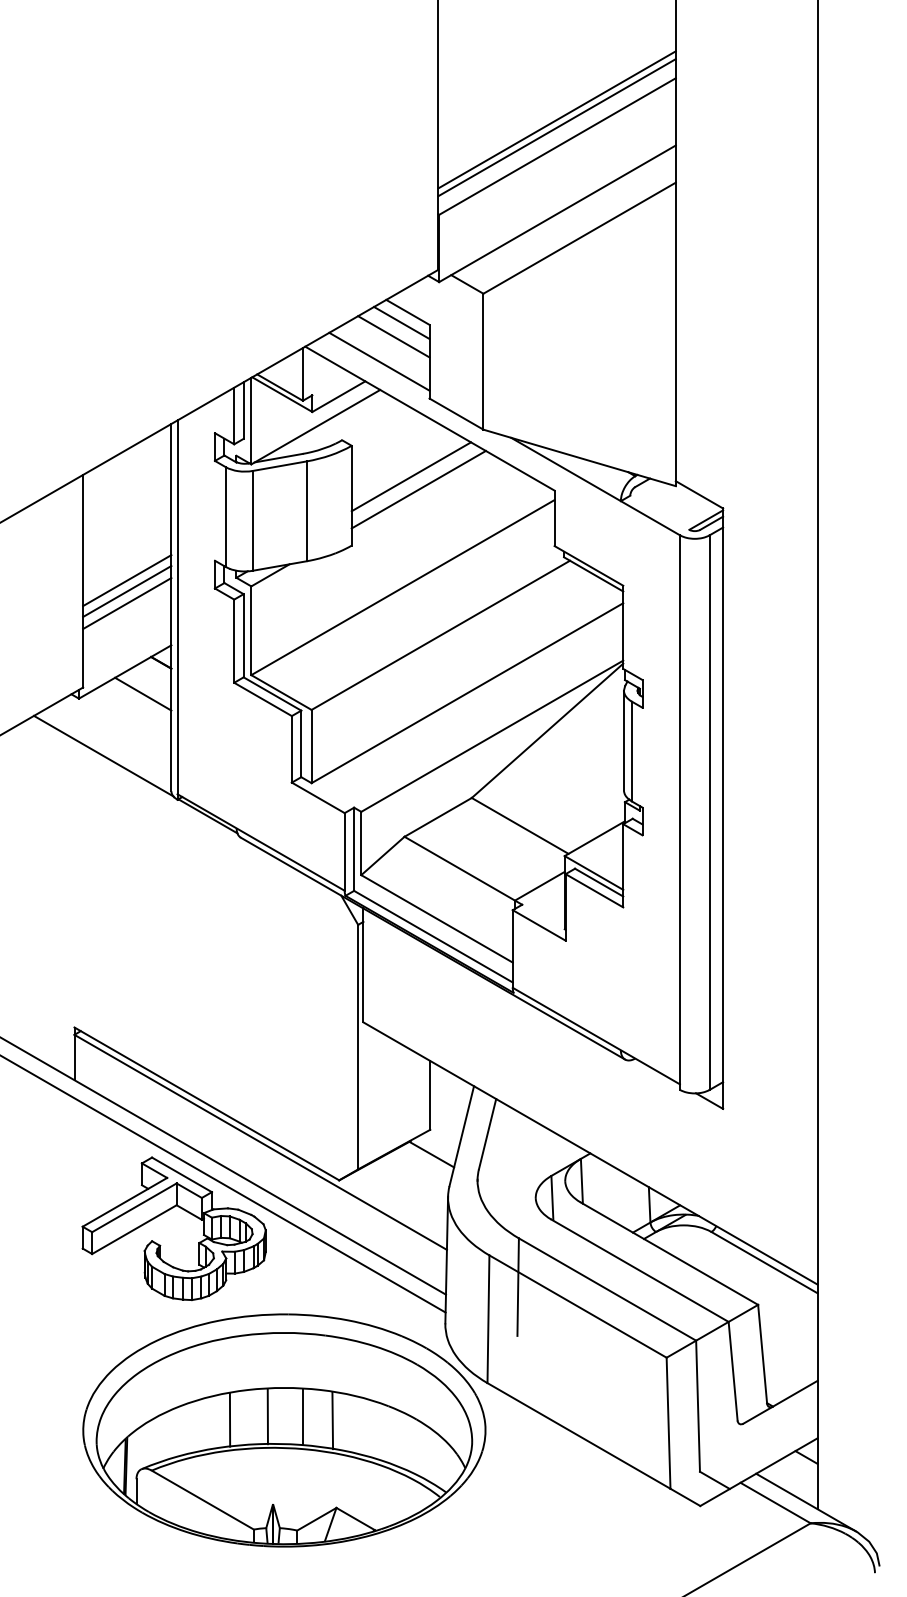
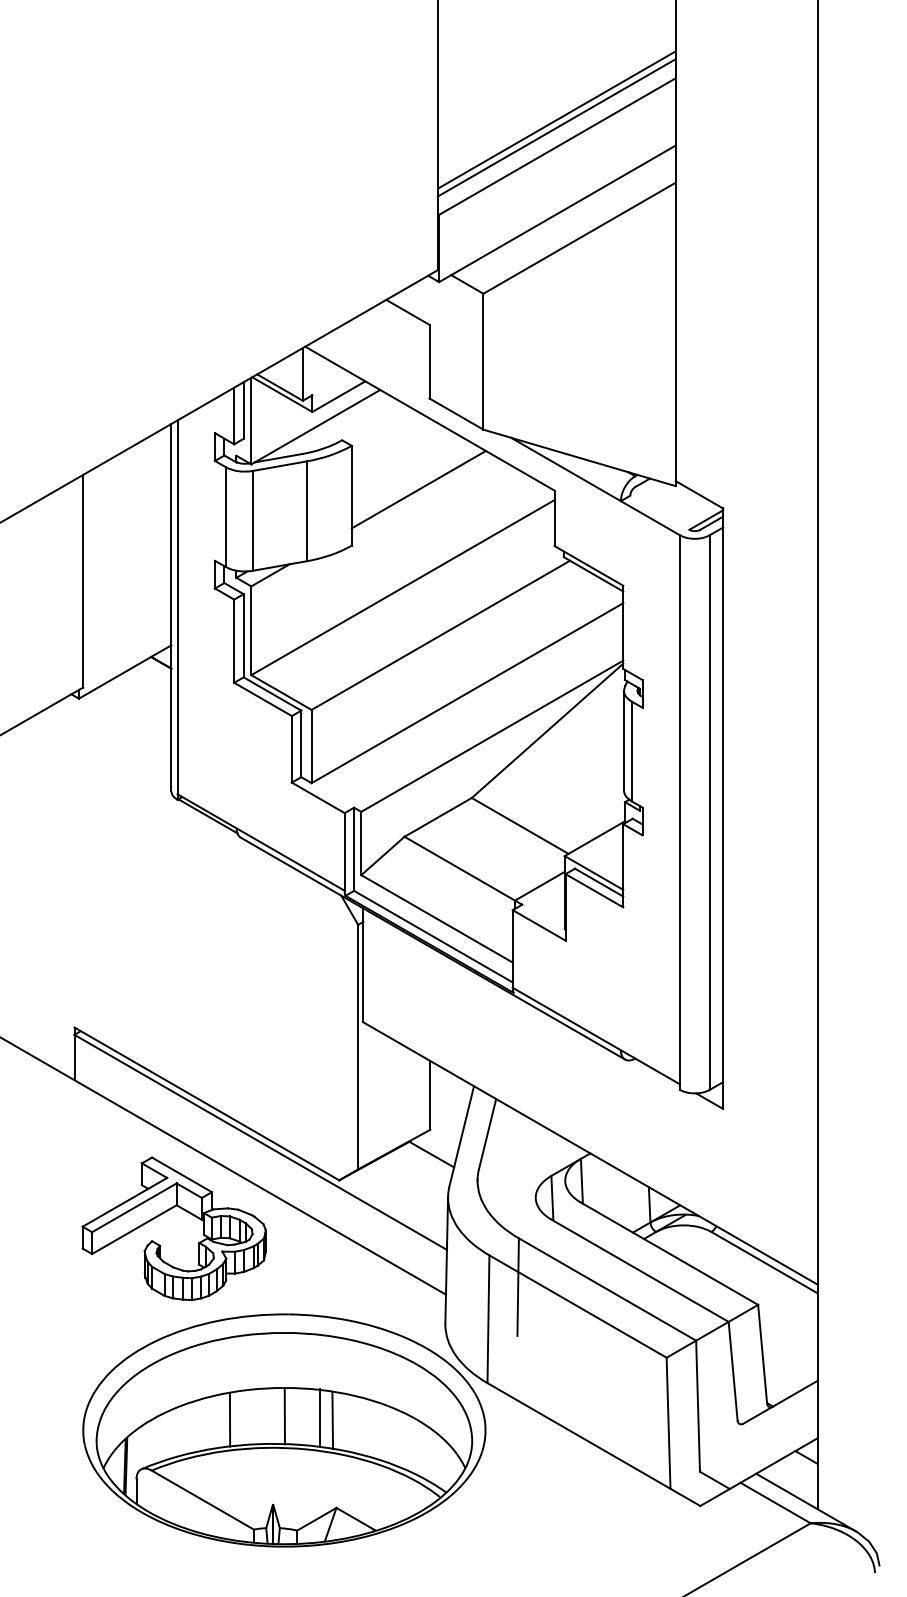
line: present -> none (401, 322)
line: present -> none (393, 336)
line: present -> none (379, 361)
line: present -> none (411, 476)
line: present -> none (127, 580)
line: present -> none (127, 591)
line: present -> none (127, 603)
line: present -> none (143, 693)
line: present -> none (103, 755)
line: present -> none (223, 1184)
line position: (267, 1416) -> (284, 1416) (284, 1416)
line position: (302, 1416) -> (319, 1416) (319, 1416)
